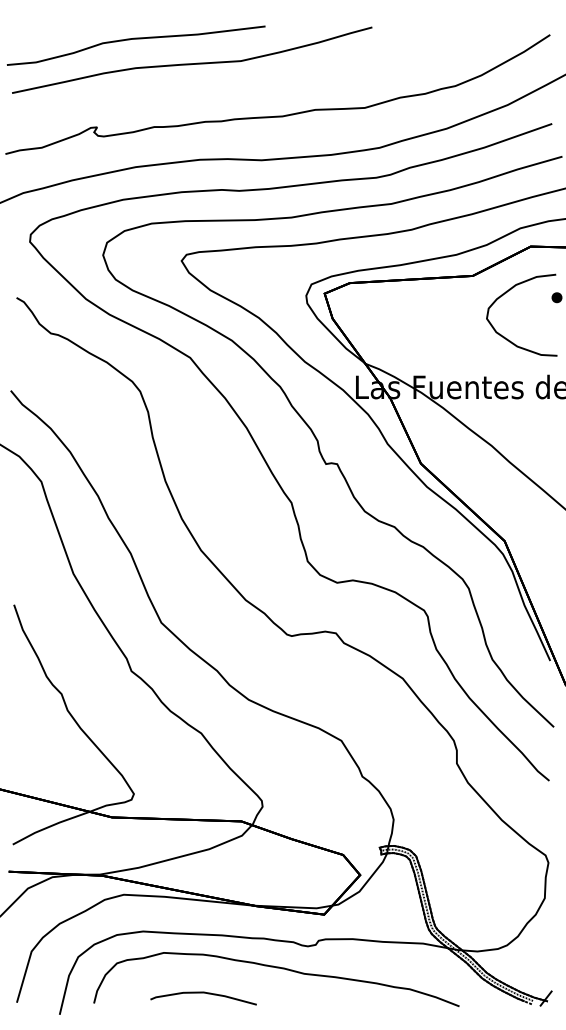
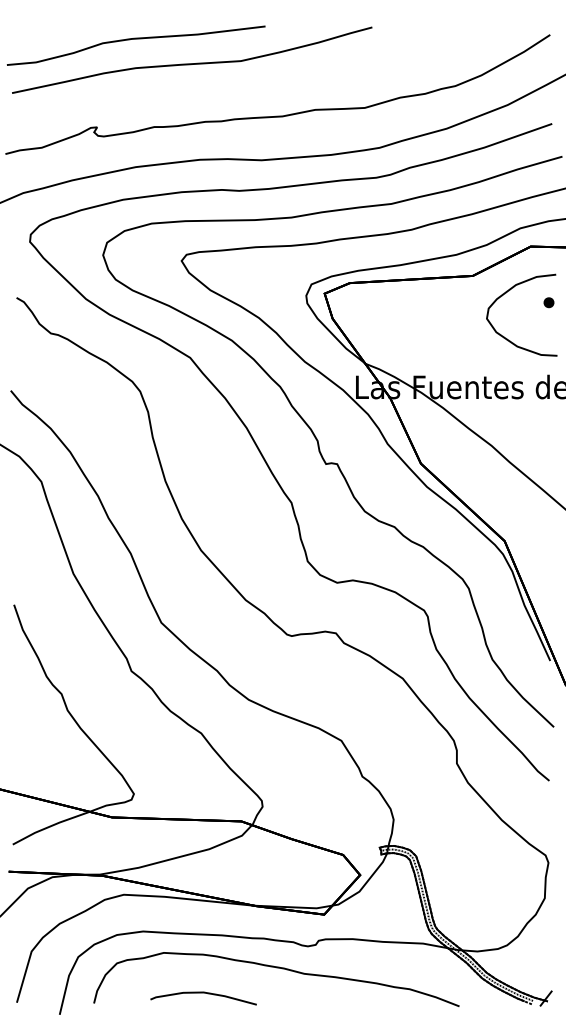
part position: (556, 297) -> (548, 302) (548, 302)
